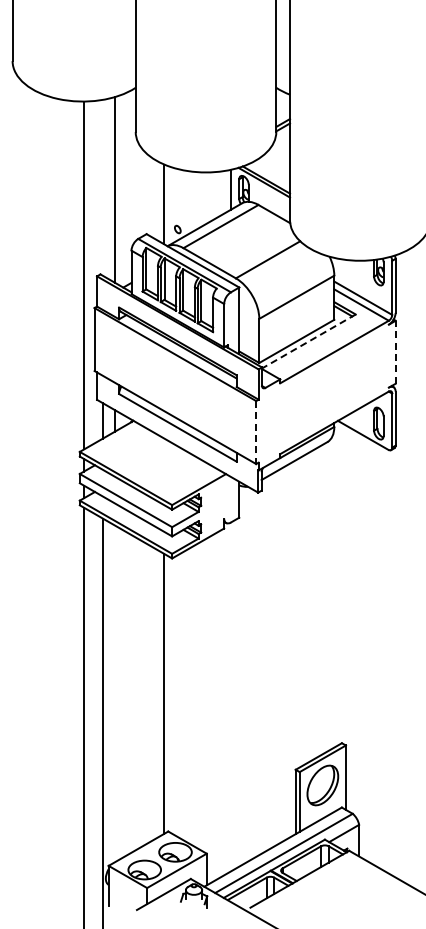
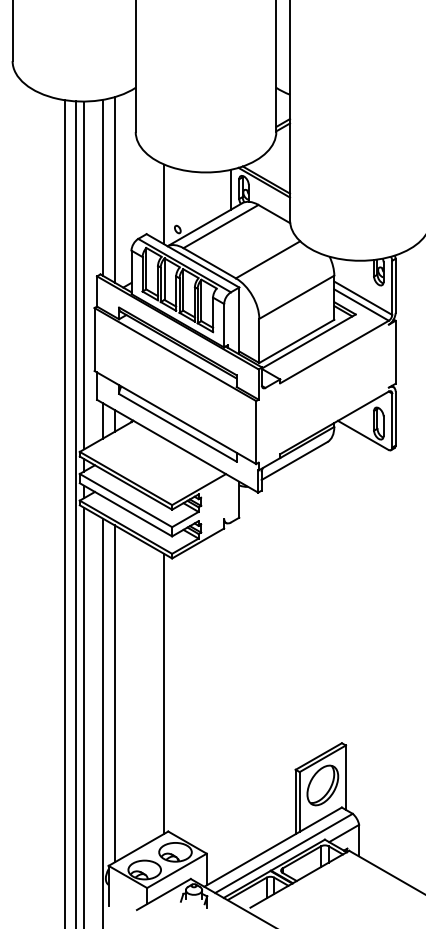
line: none -> present (103, 187)
line: dashed -> solid (308, 341)
line: dashed -> solid (395, 351)
line: dashed -> solid (256, 433)
line: none -> present (64, 512)
line: none -> present (76, 513)
line: none -> present (114, 693)
